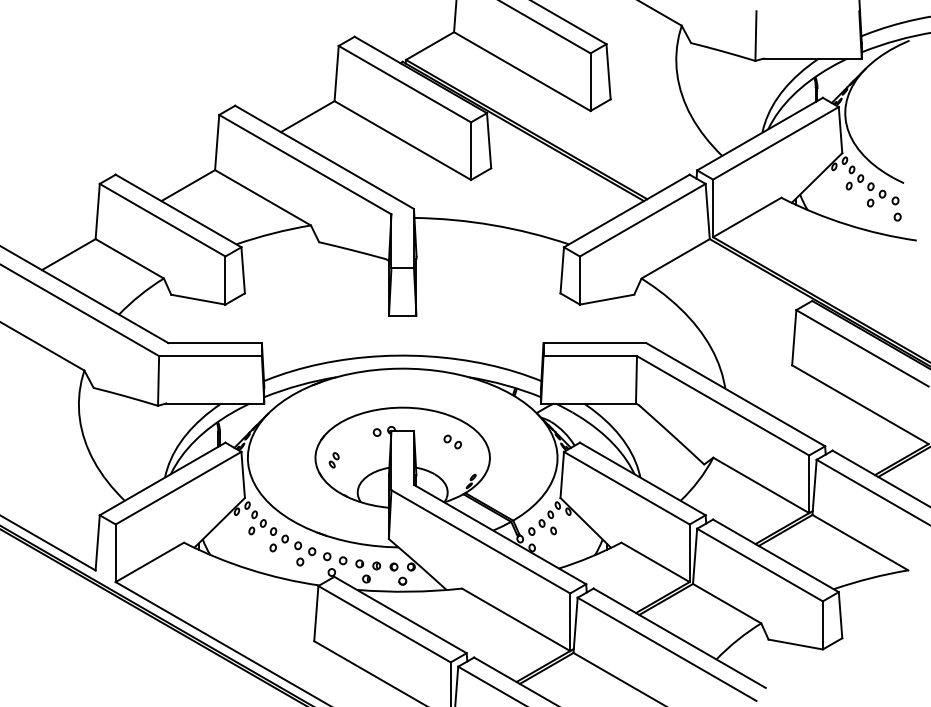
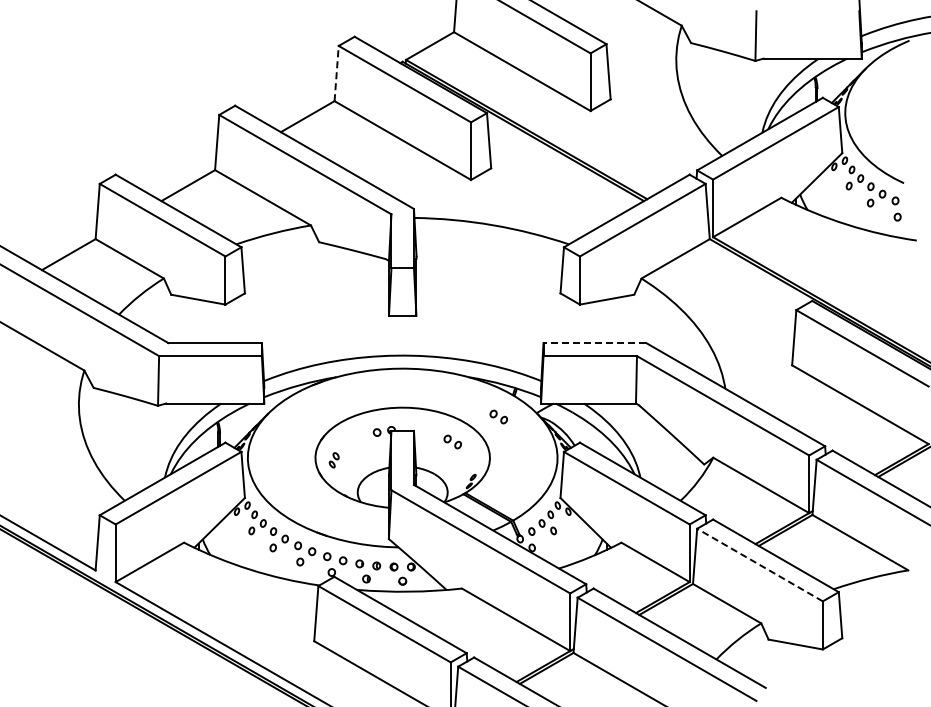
line: solid -> dashed (336, 73)
line: solid -> dashed (594, 343)
part: none -> present (498, 416)
line: solid -> dashed (760, 565)
